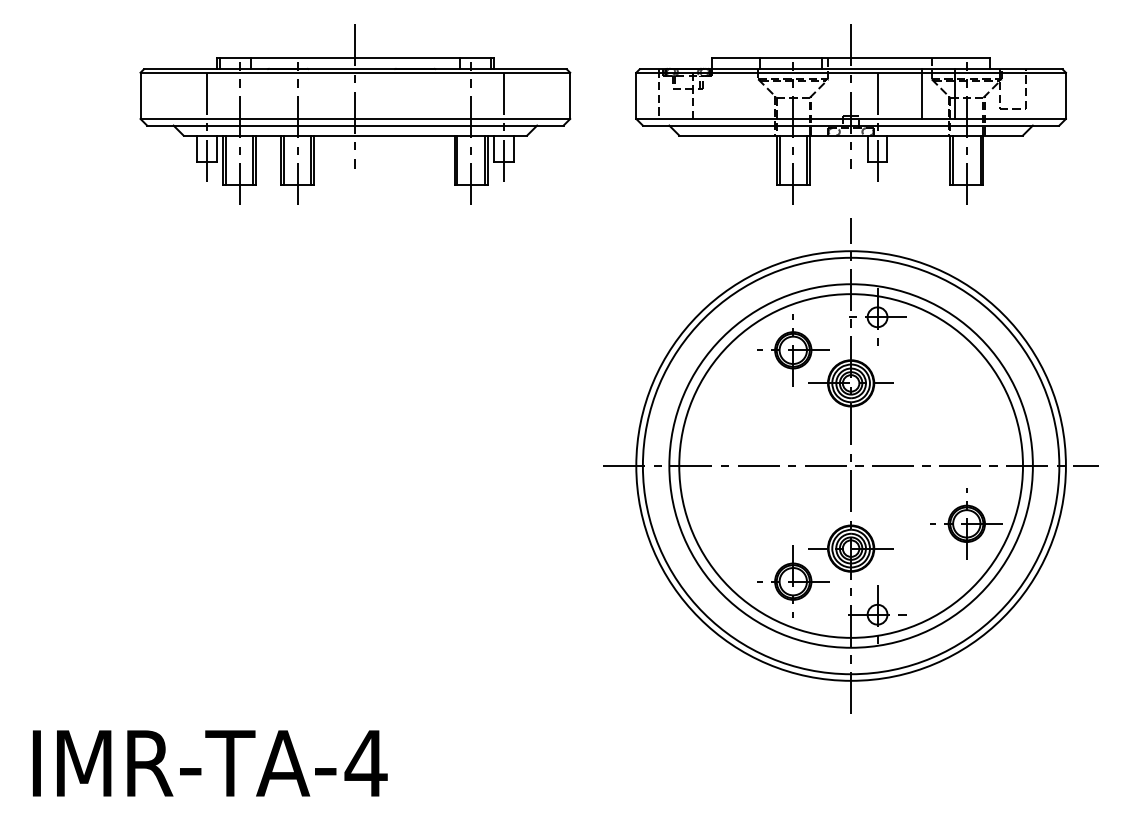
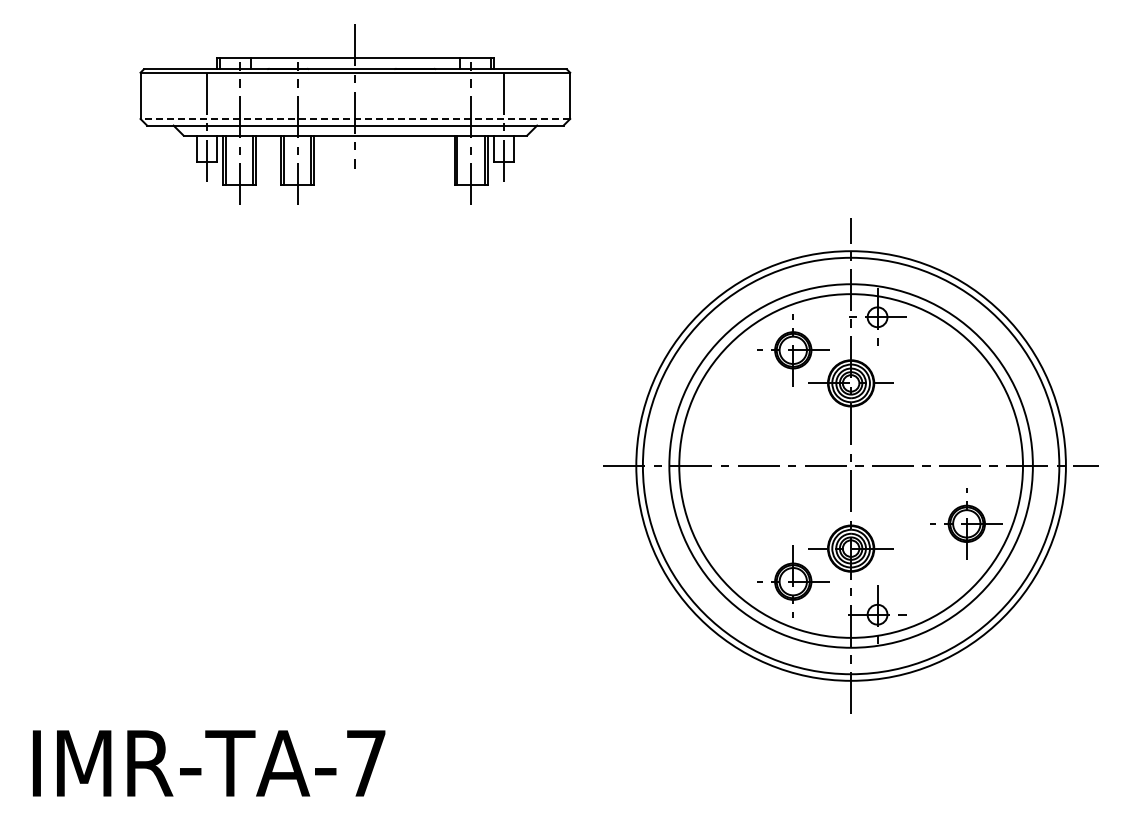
part: present -> none (850, 114)
line: solid -> dashed (355, 118)
text: IMR-TA-4 -> IMR-TA-7 (365, 763)
